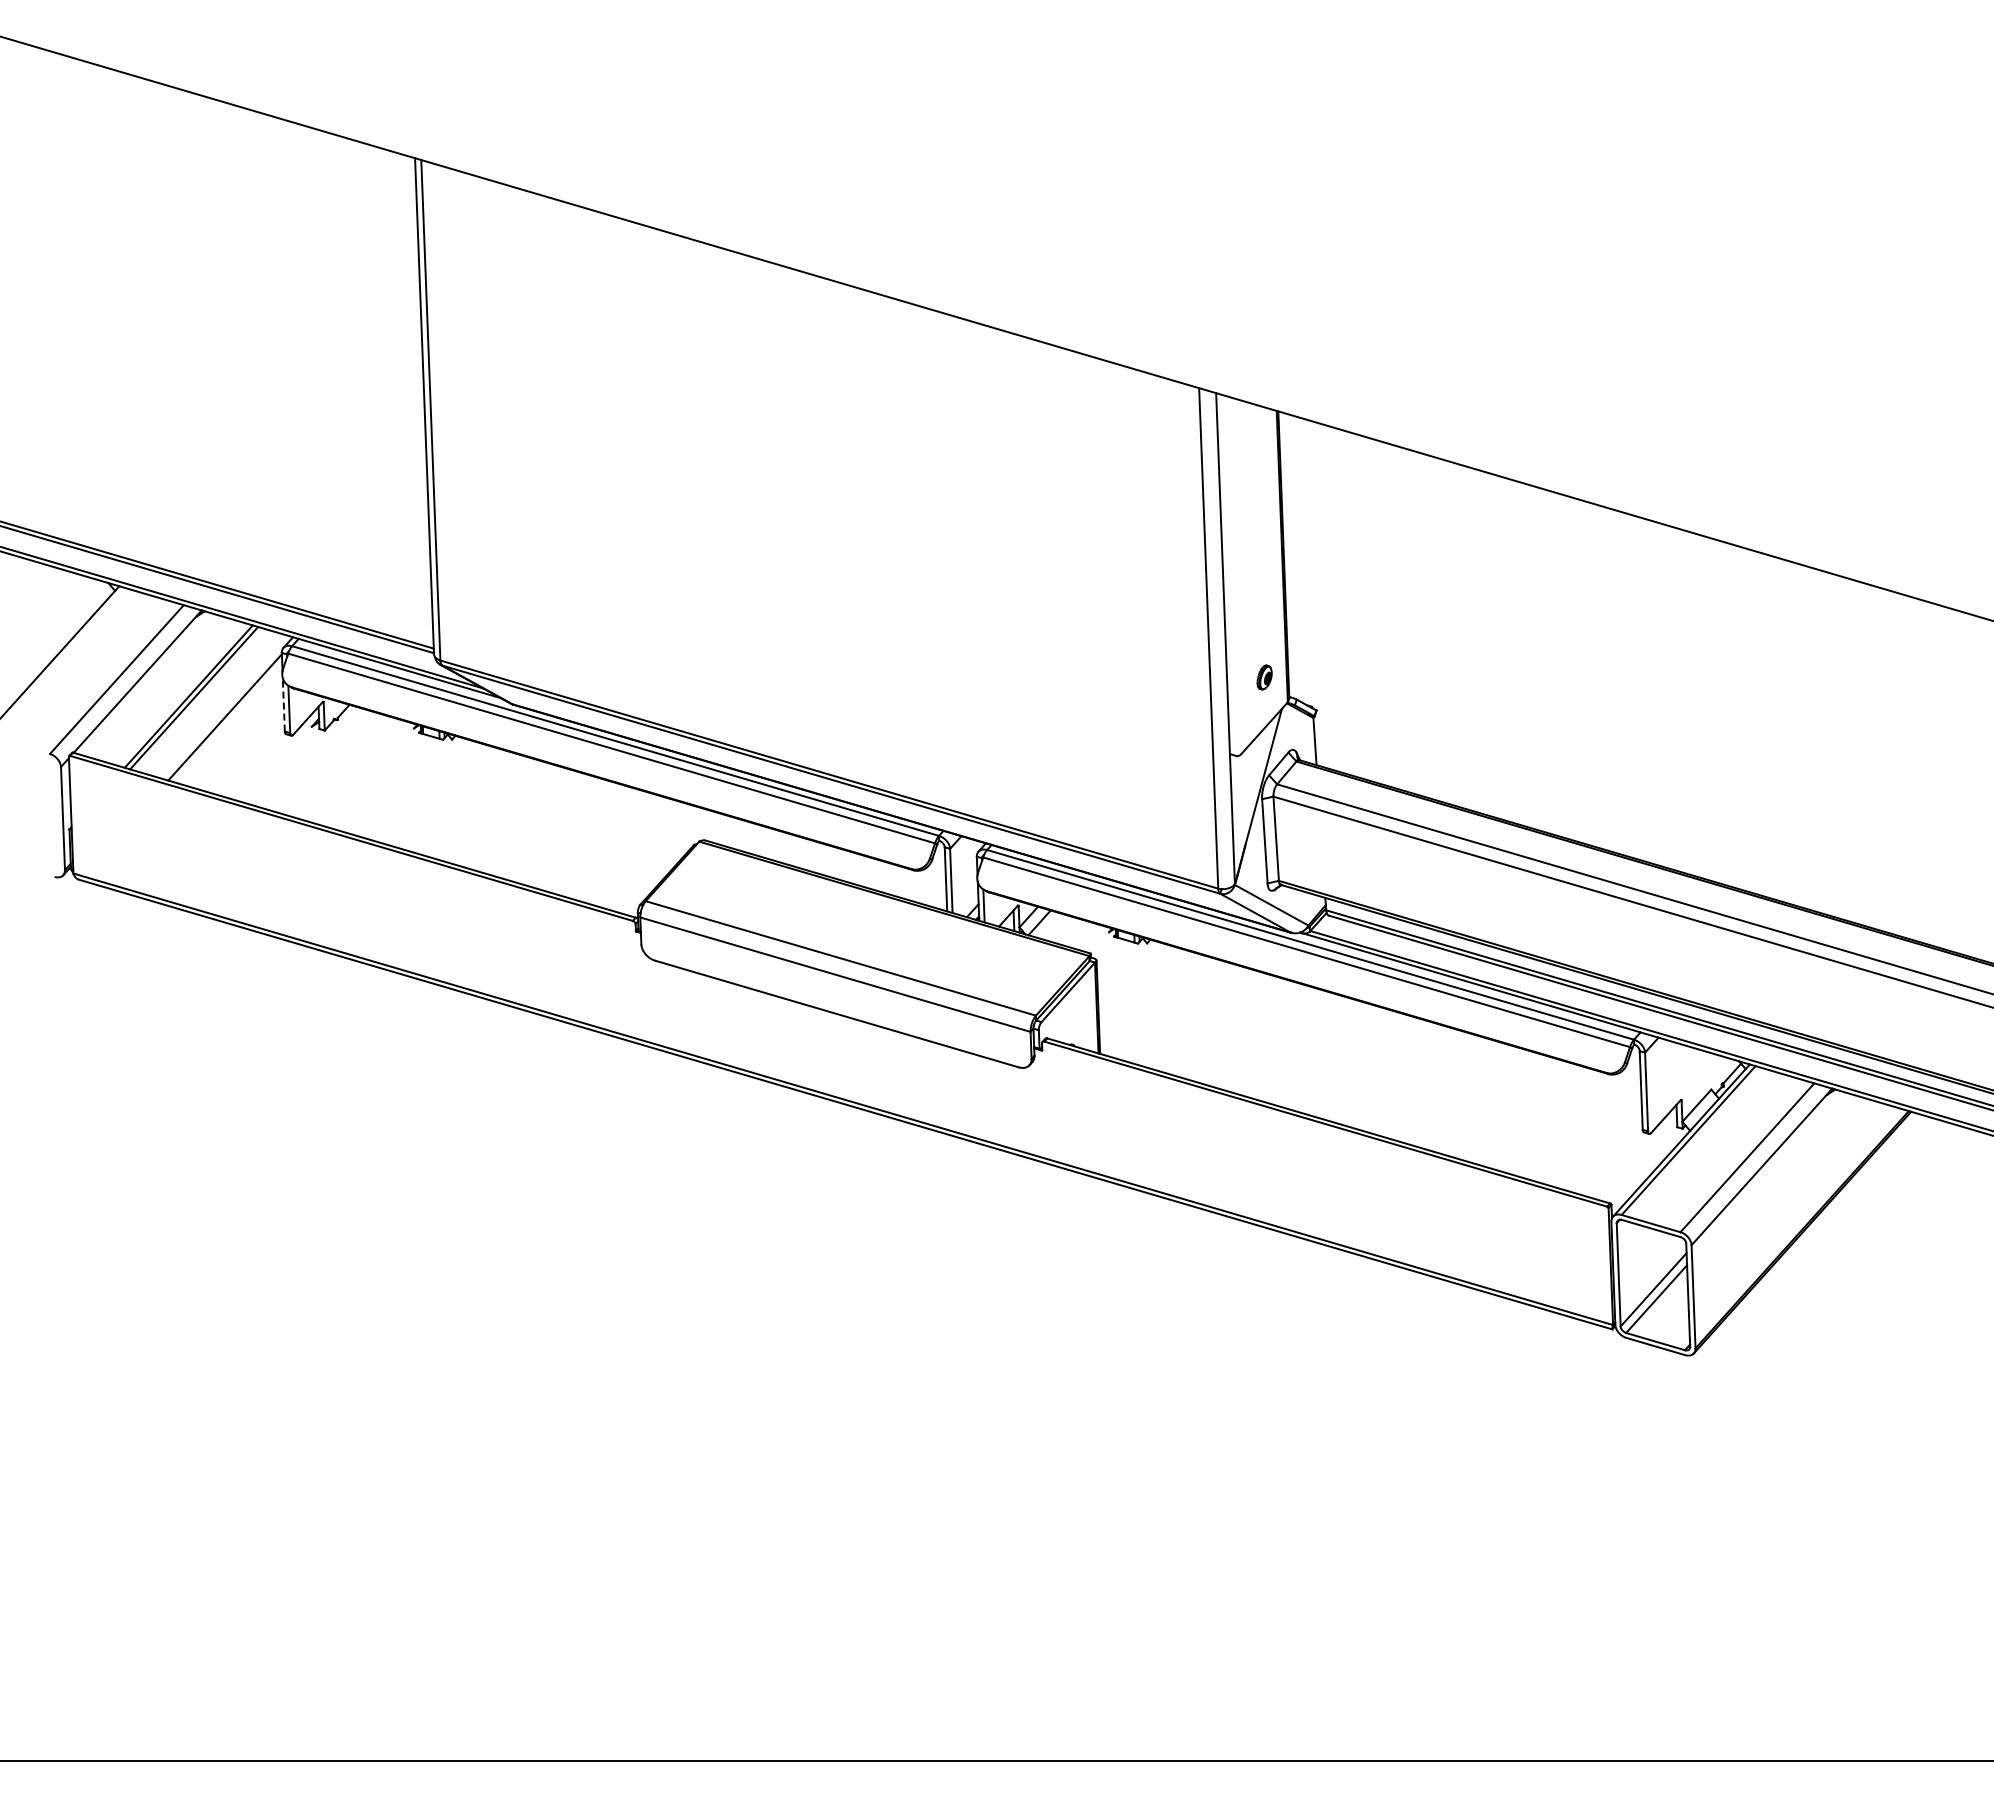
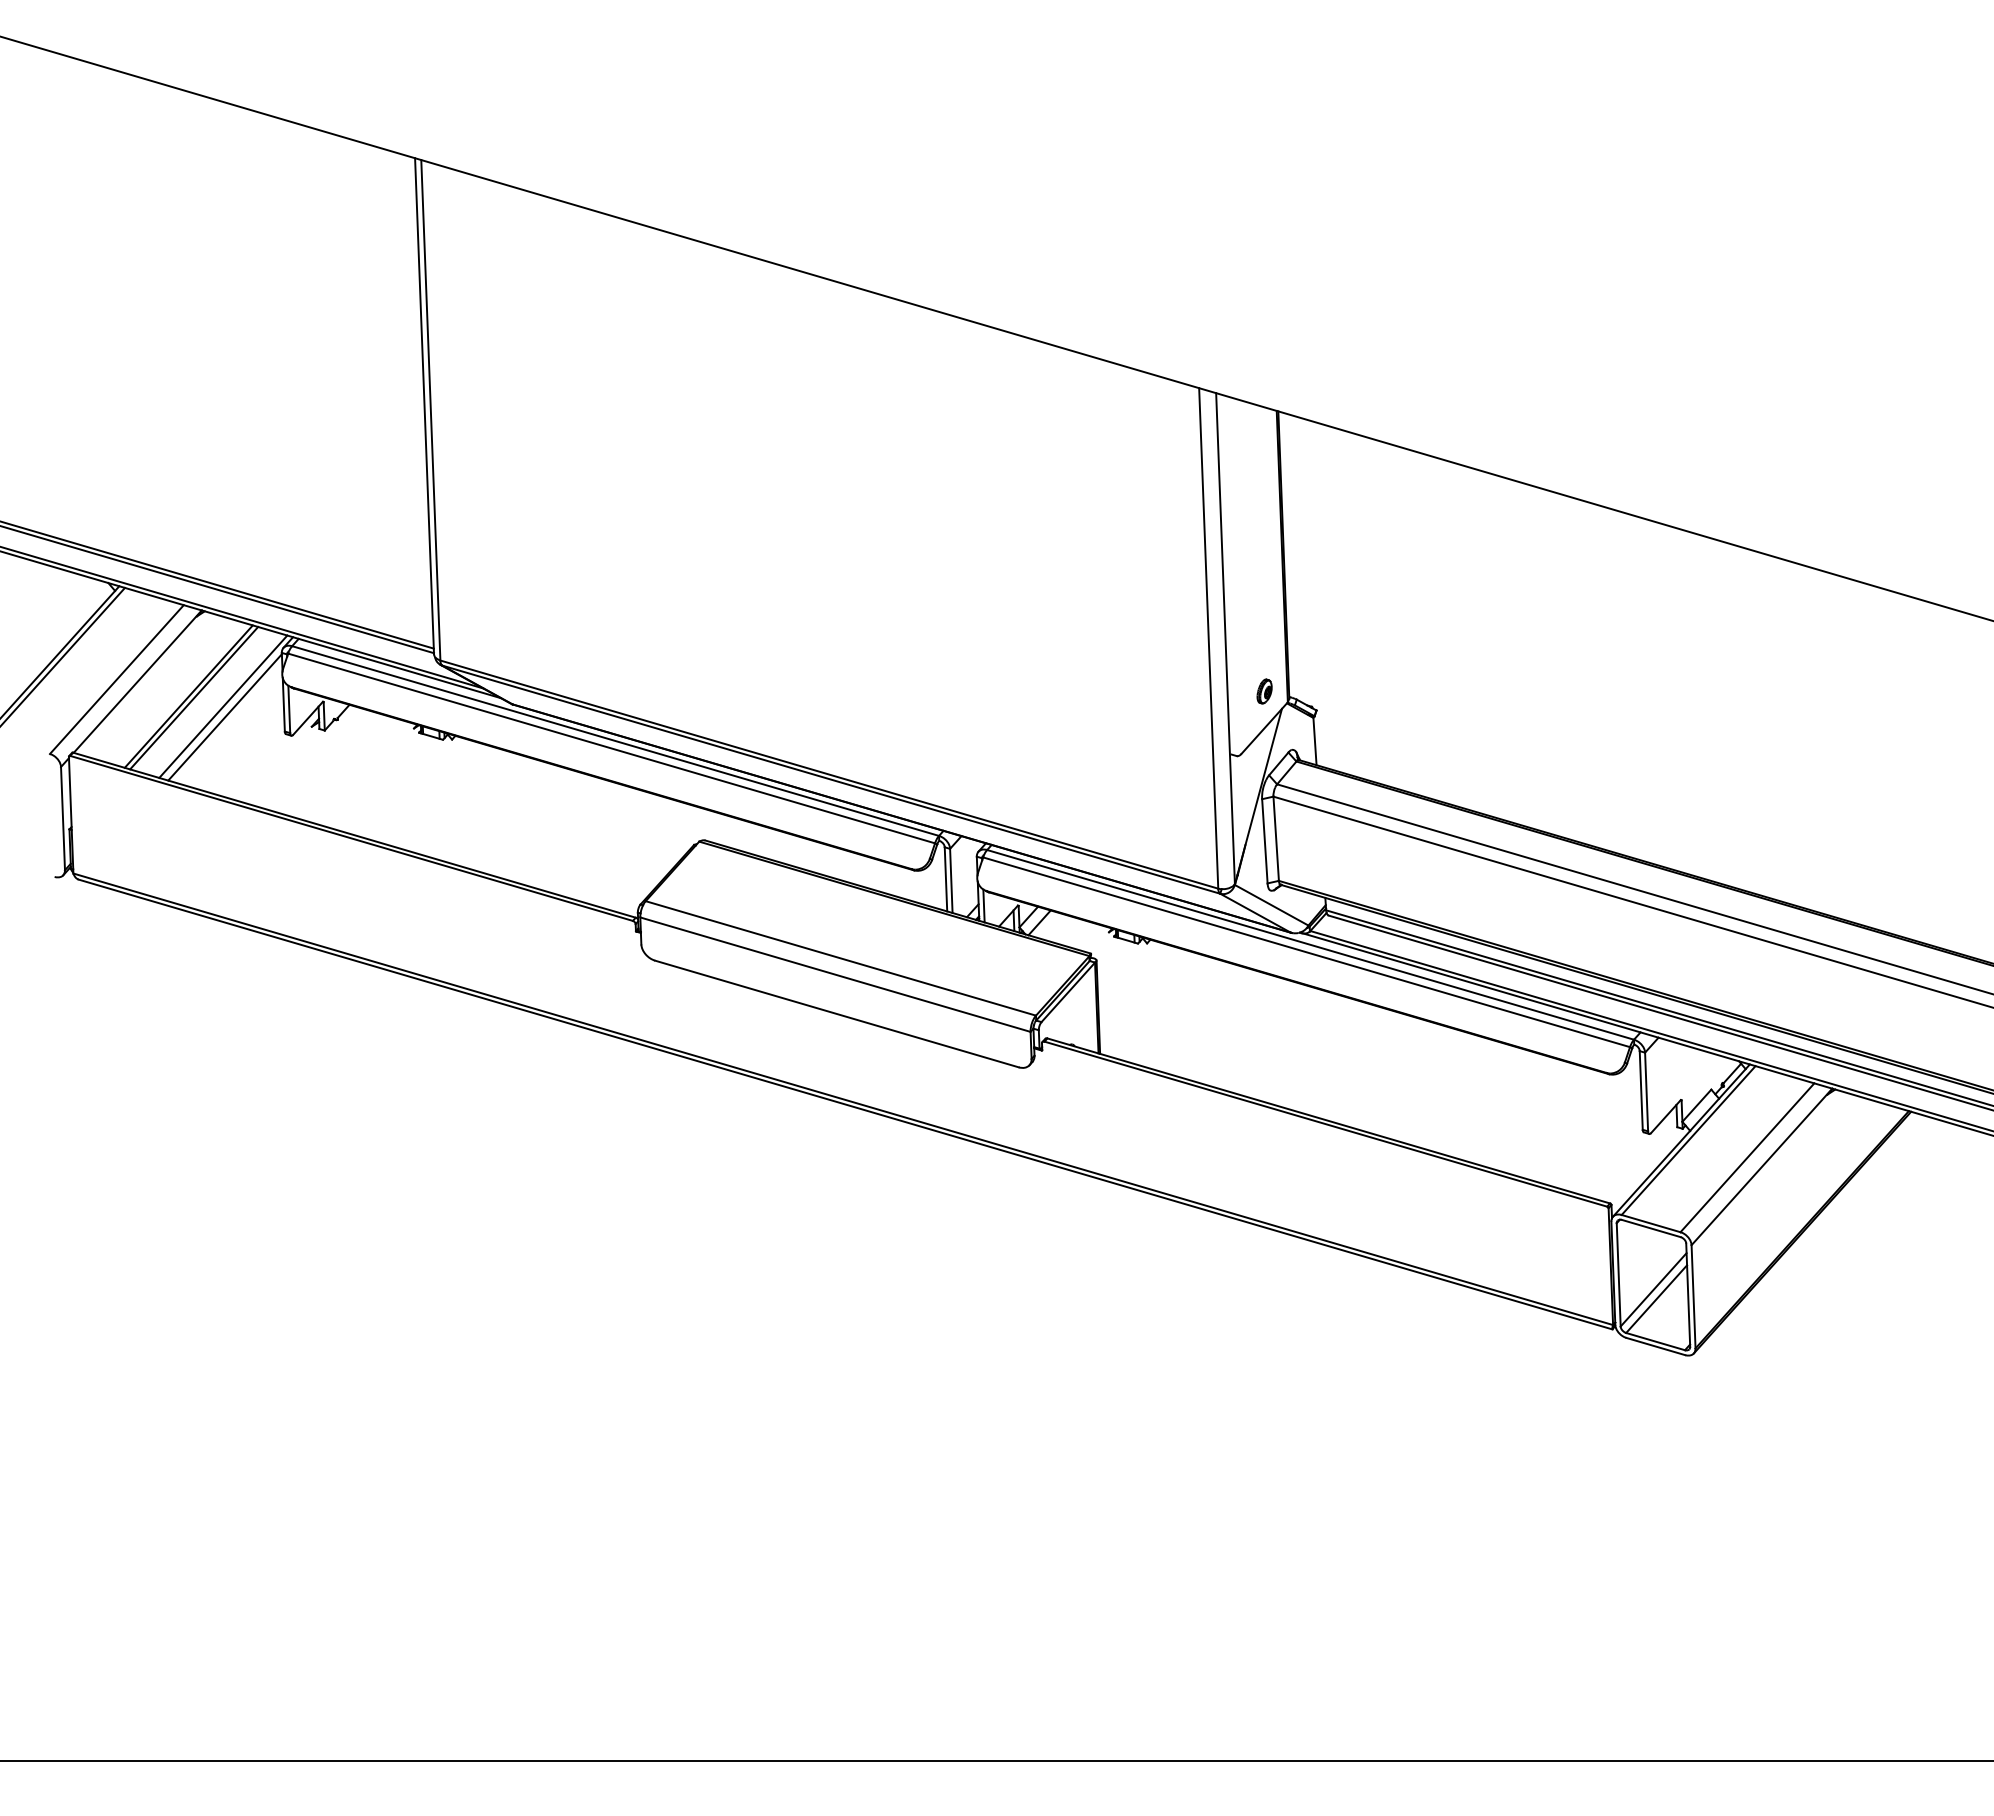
line: none -> present (63, 655)
part position: (1264, 677) -> (1264, 691) (1264, 691)
line: dashed -> solid (283, 704)
line: none -> present (223, 706)
